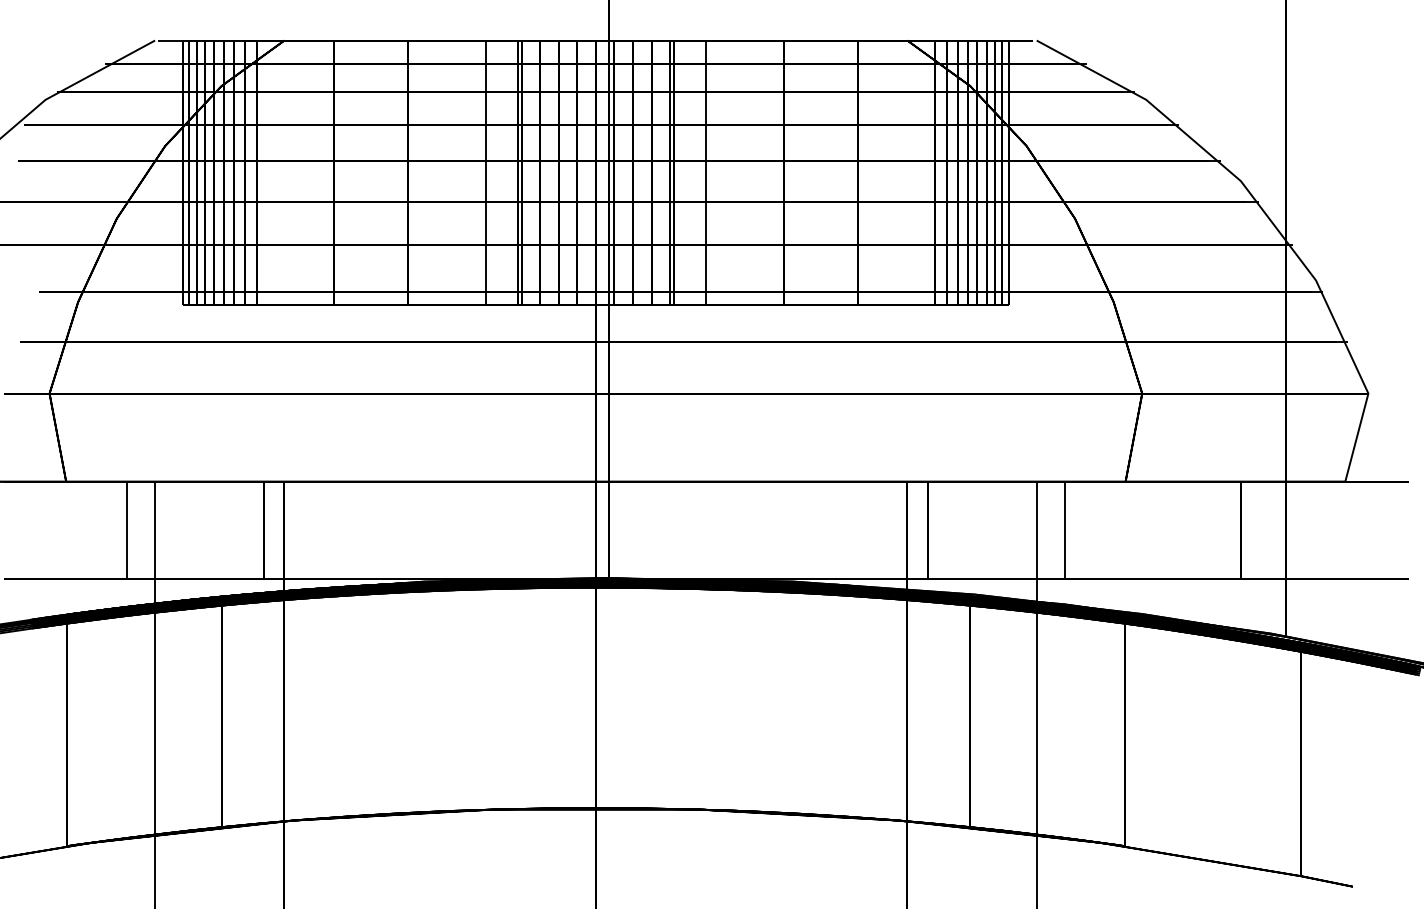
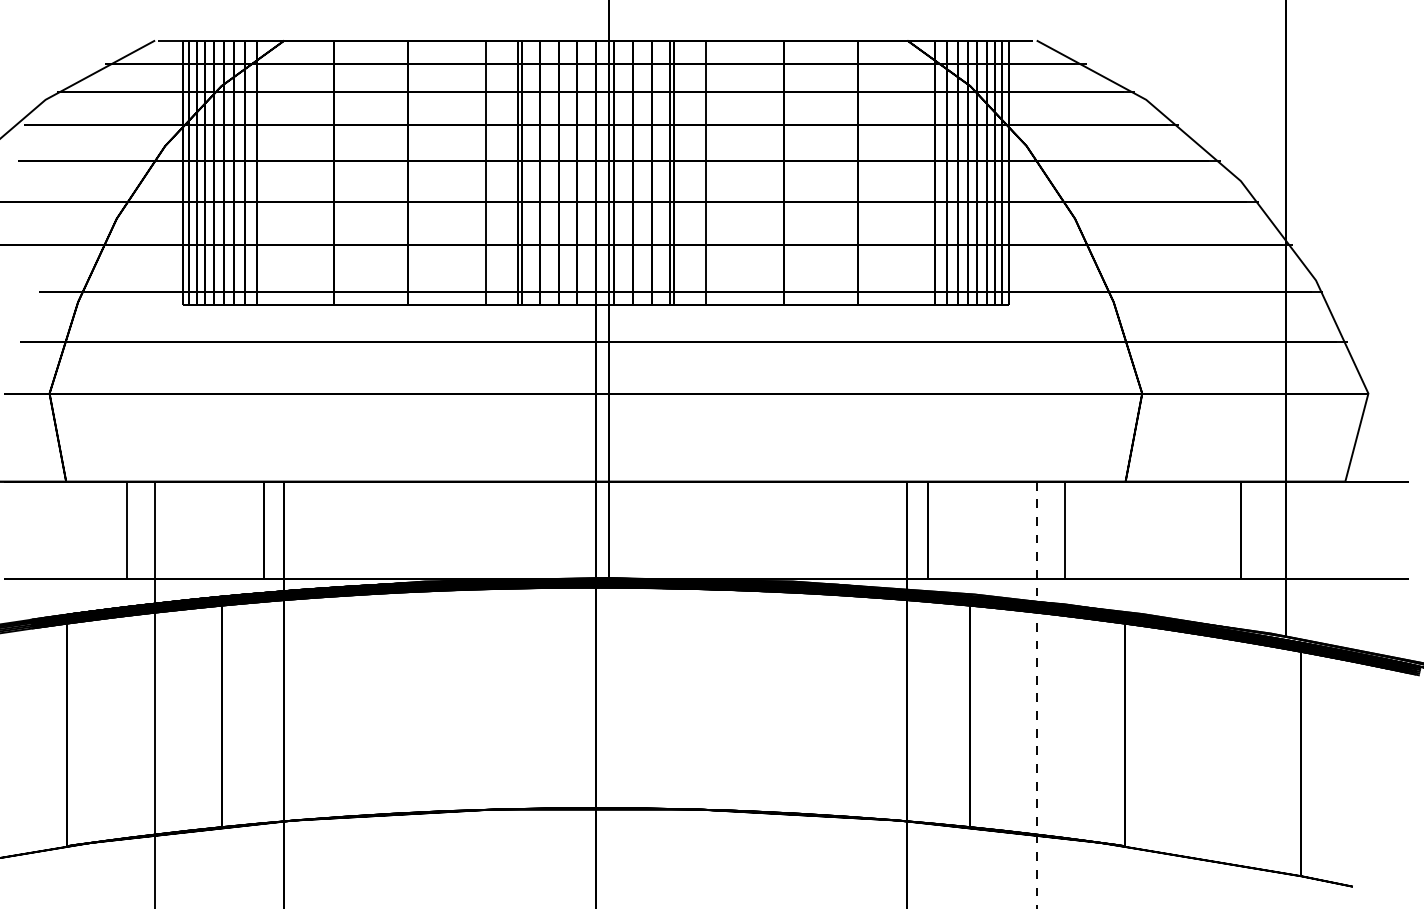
line: solid -> dashed (1036, 695)
